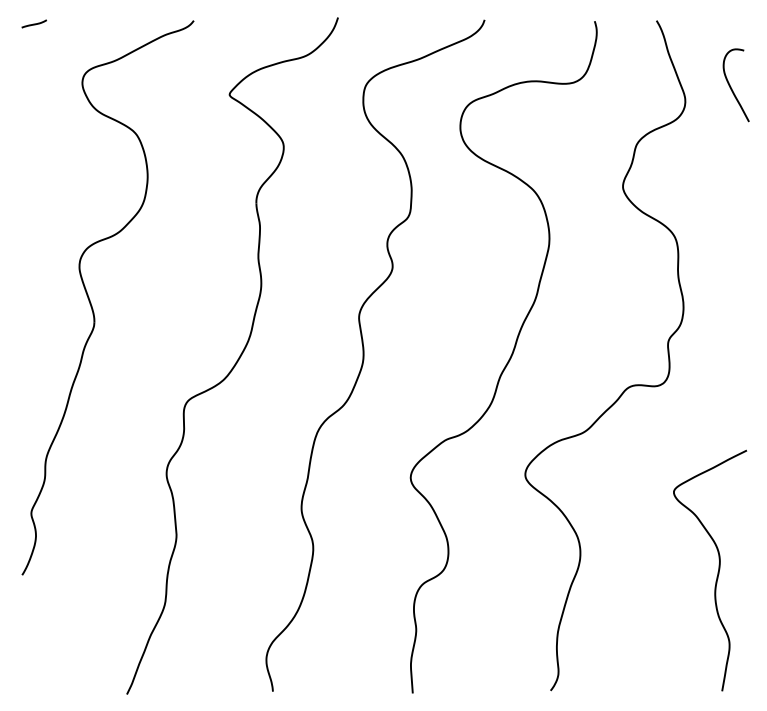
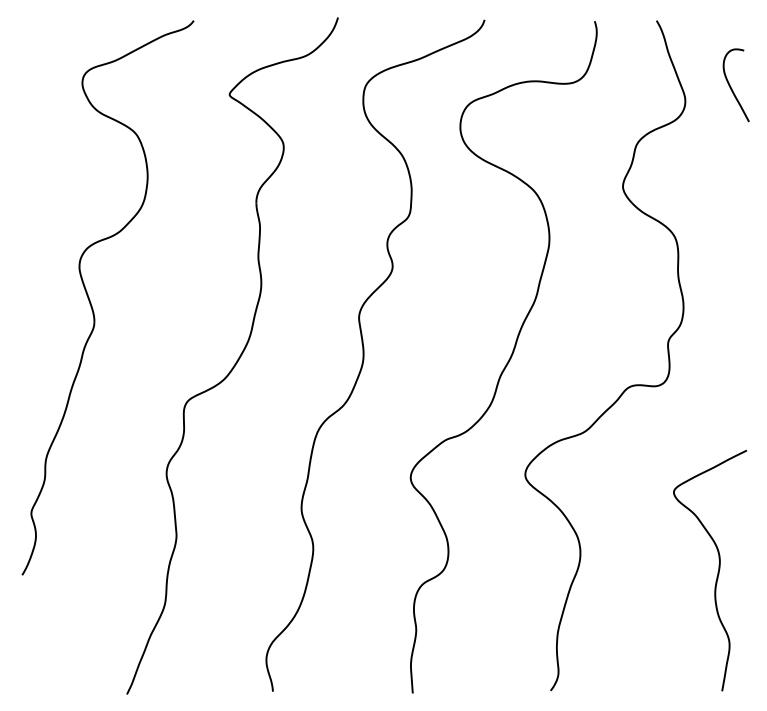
line: present -> none (33, 23)
